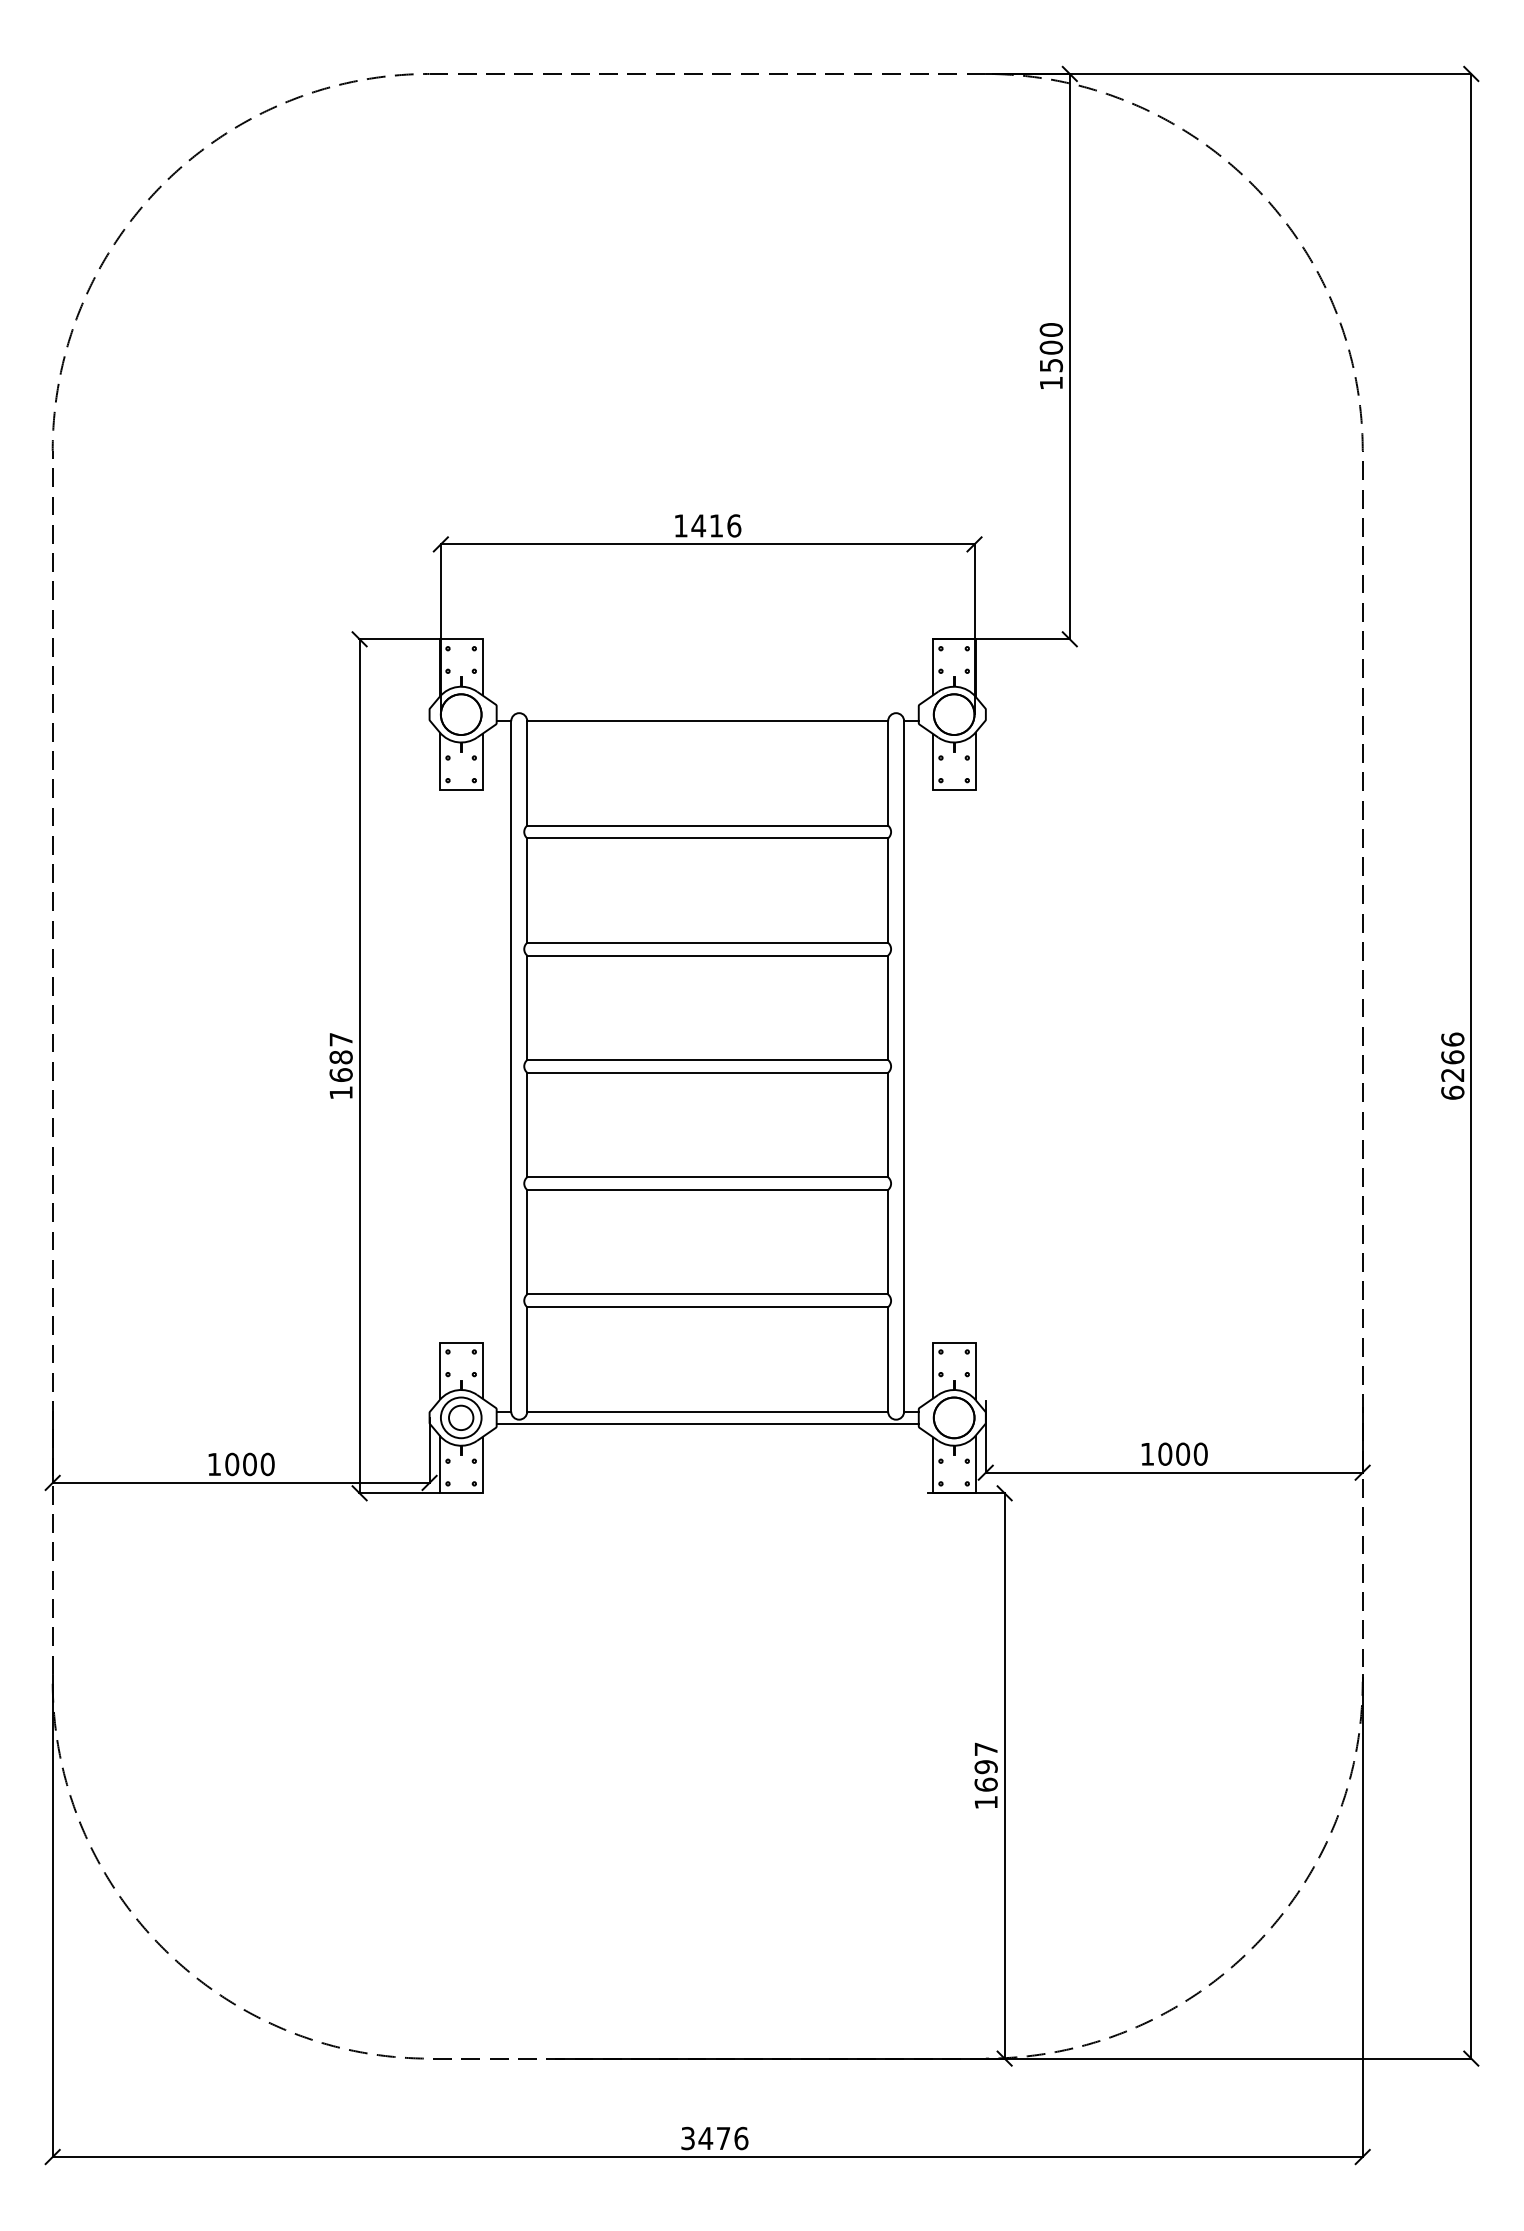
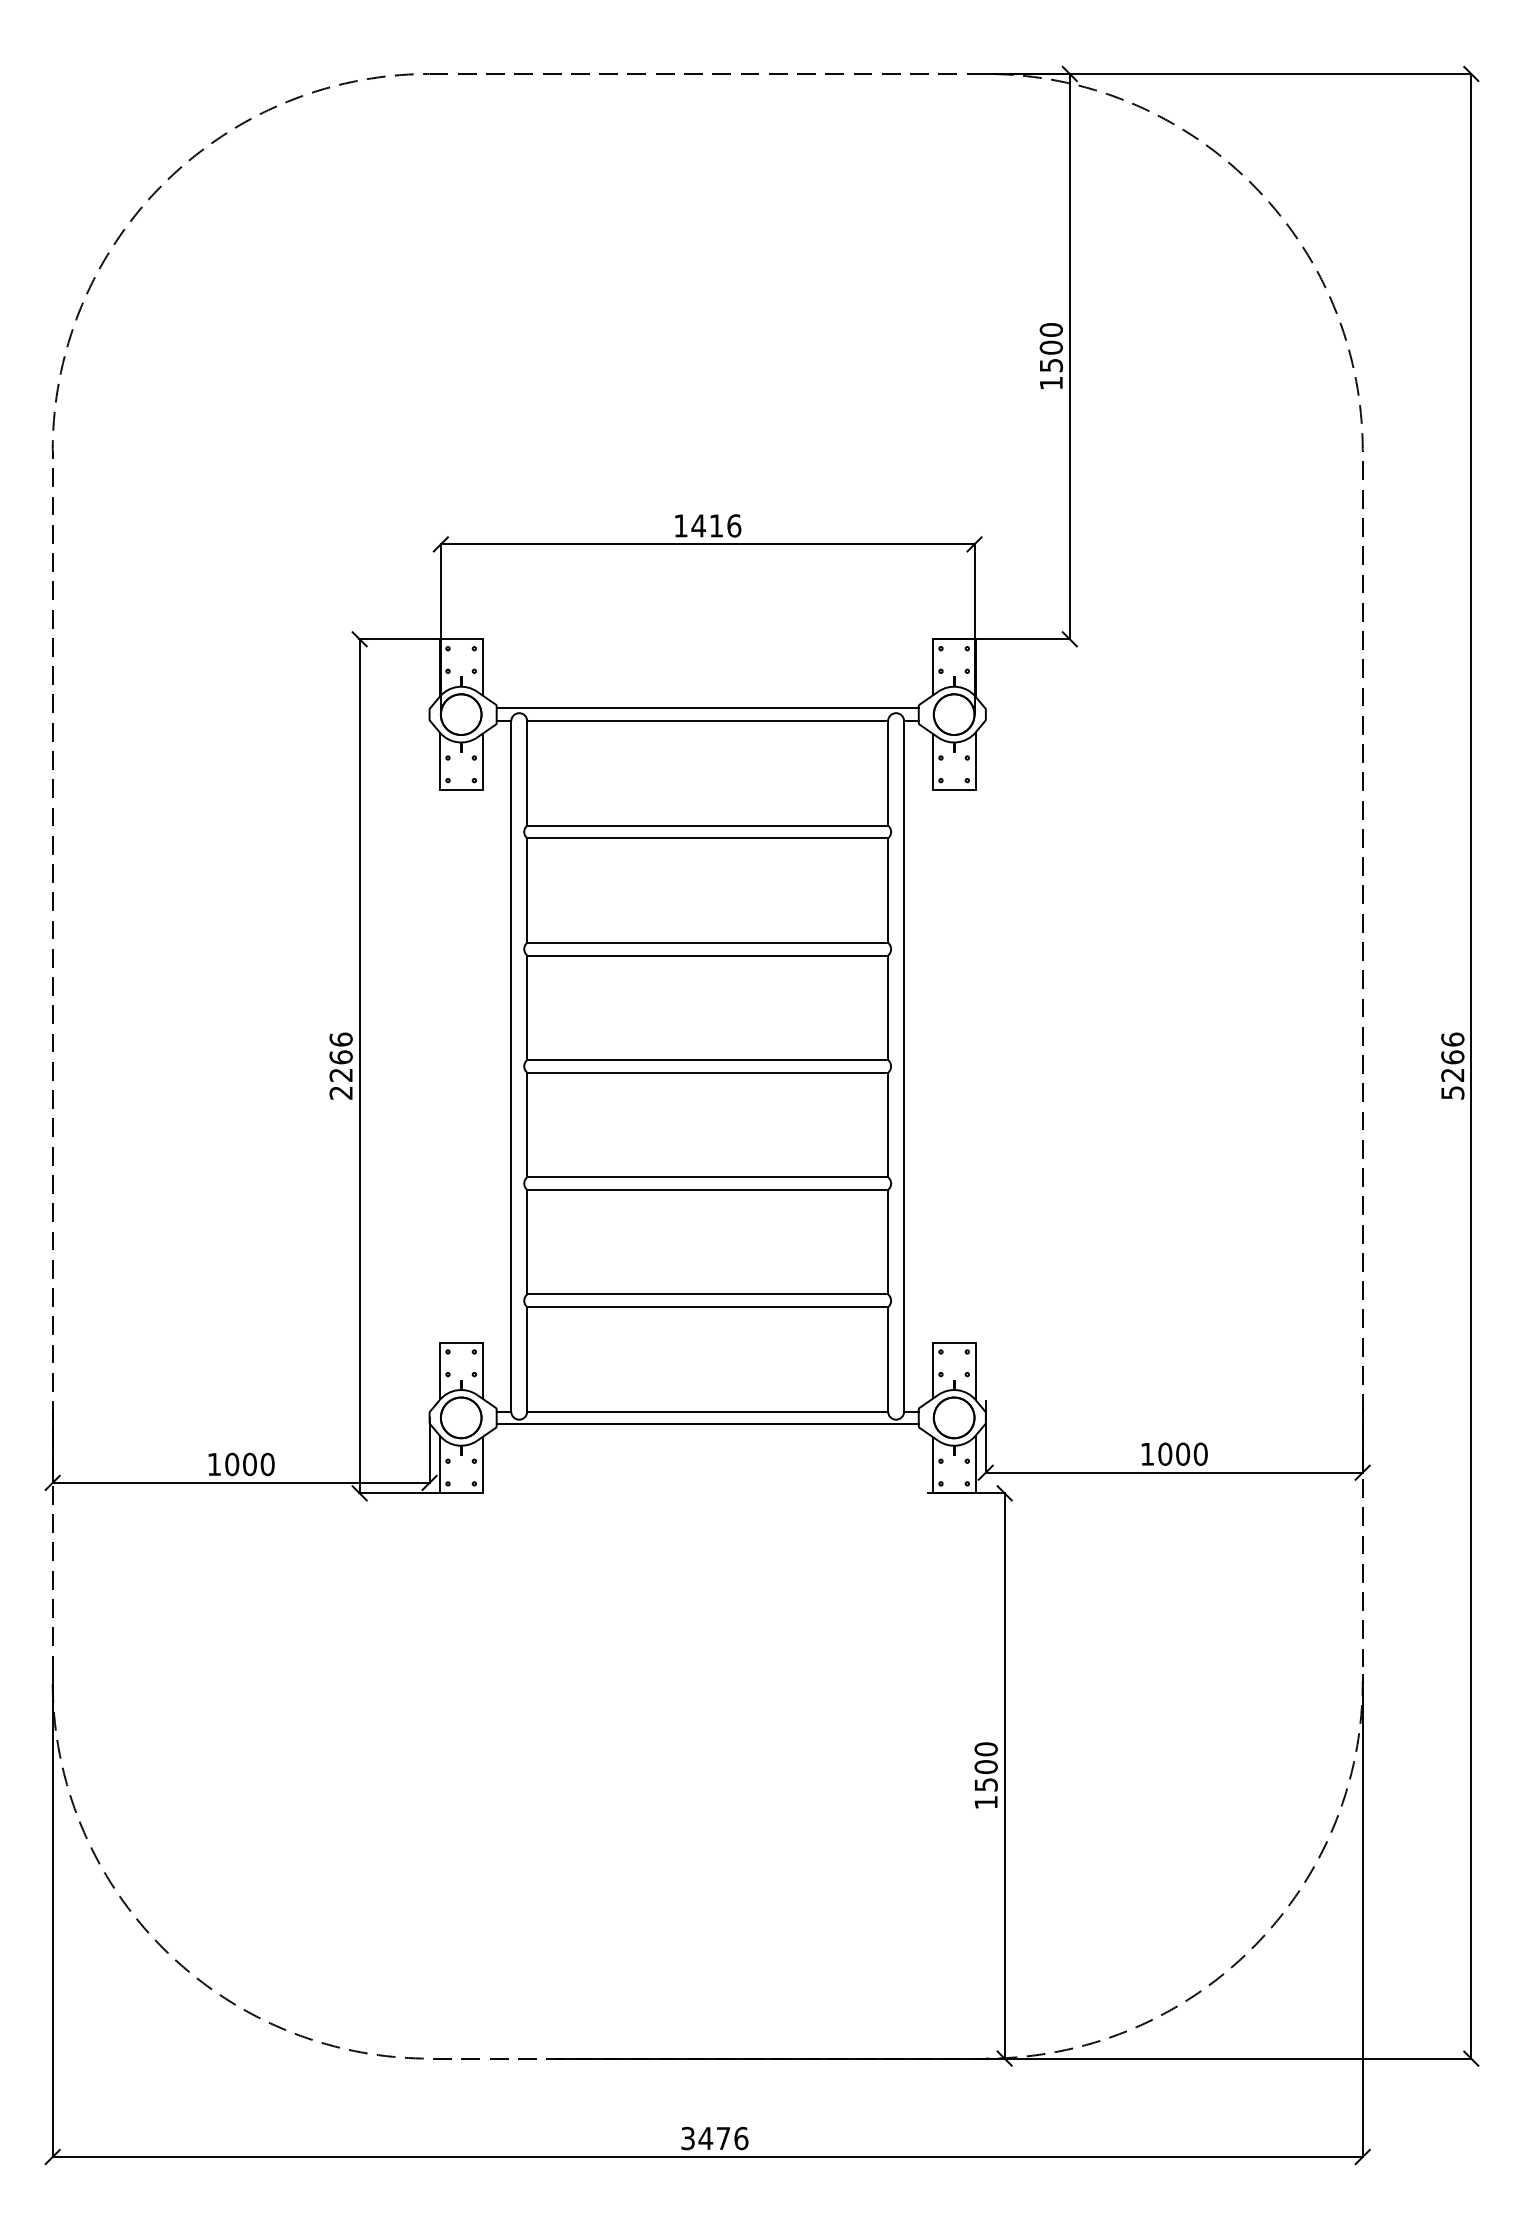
line: none -> present (707, 708)
text: 1687 -> 2266 (340, 1065)
text: 6266 -> 5266 (1452, 1092)
circle diameter: 24 px -> 41 px (460, 1417)
text: 1697 -> 1500 (985, 1766)
